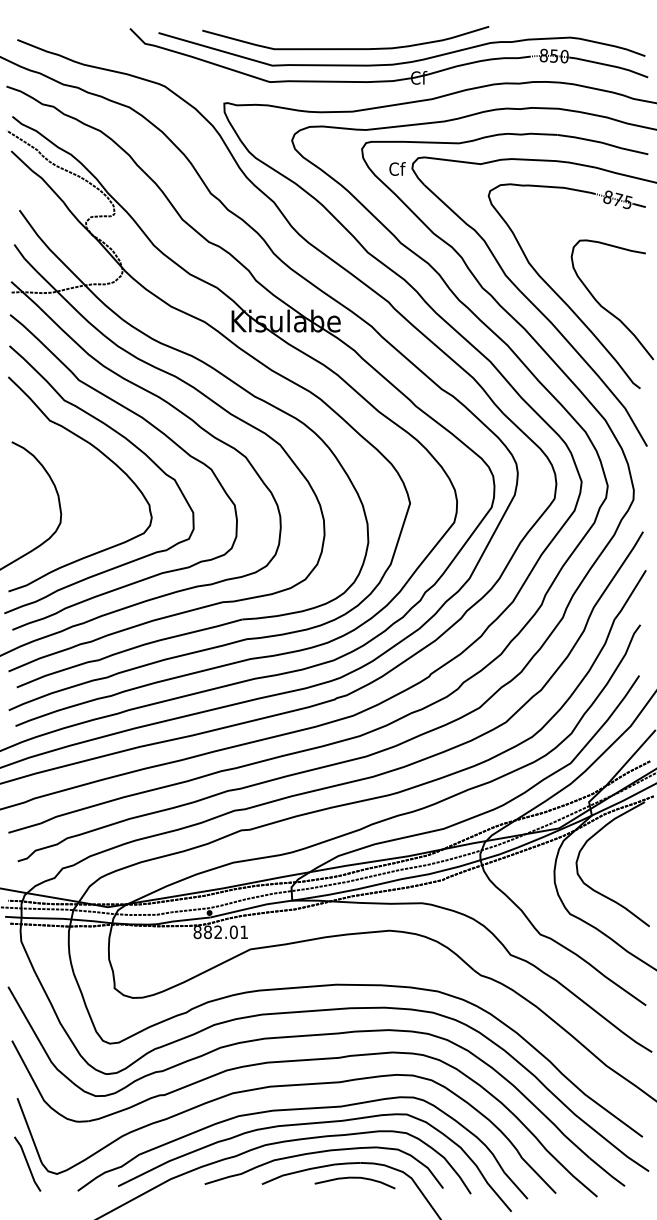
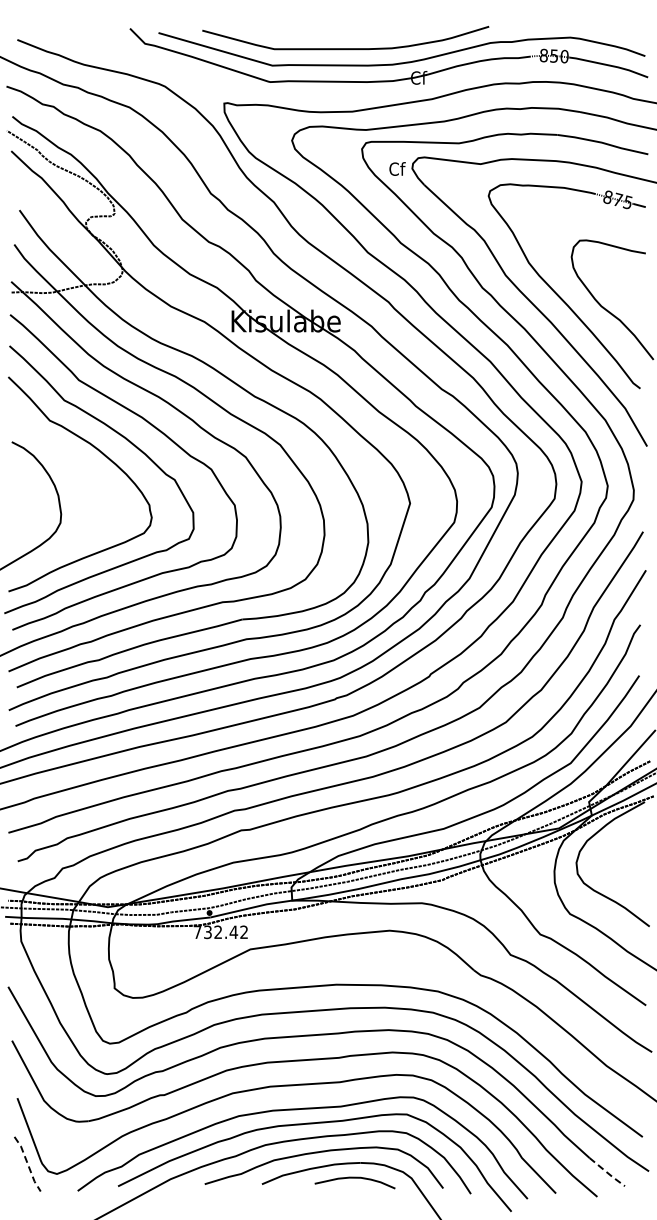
text: 882.01 -> 732.42 (220, 932)
line: solid -> dashed (27, 1164)
line: solid -> dashed (607, 1173)
